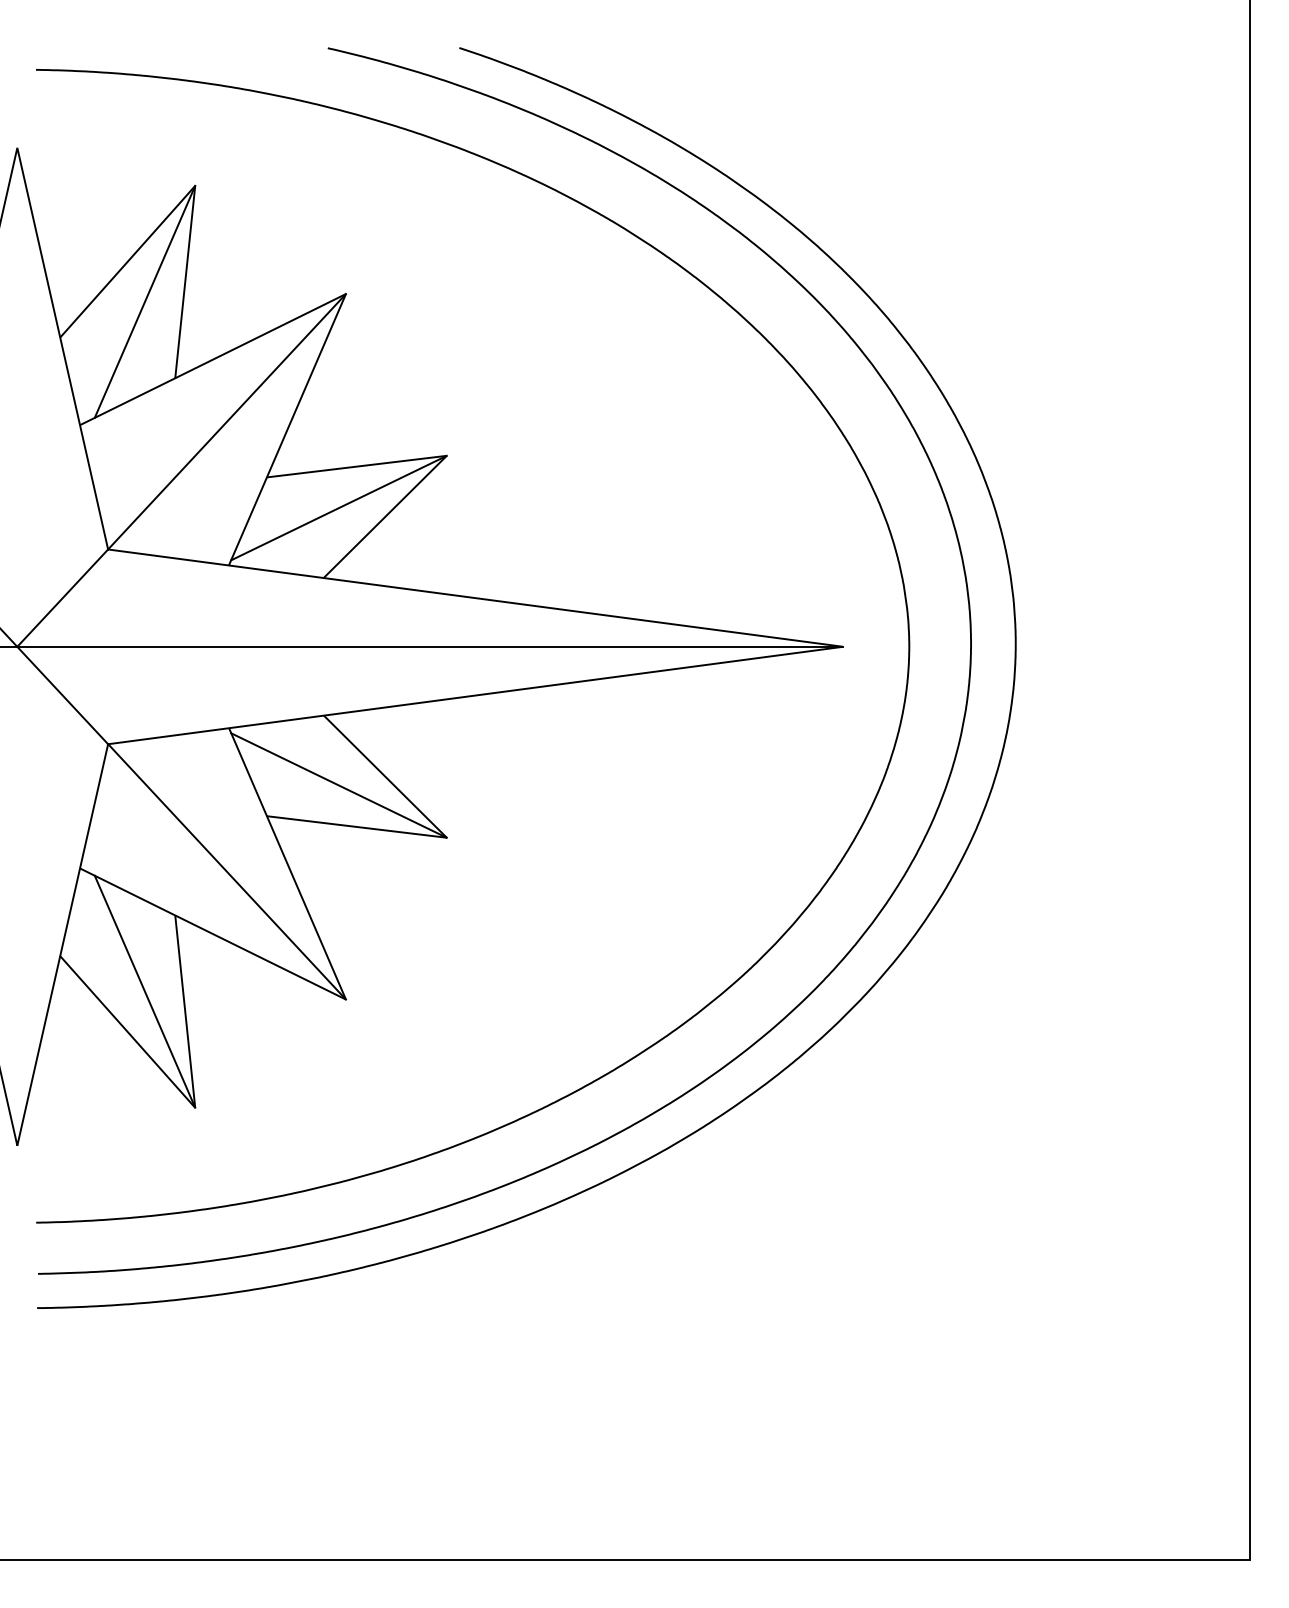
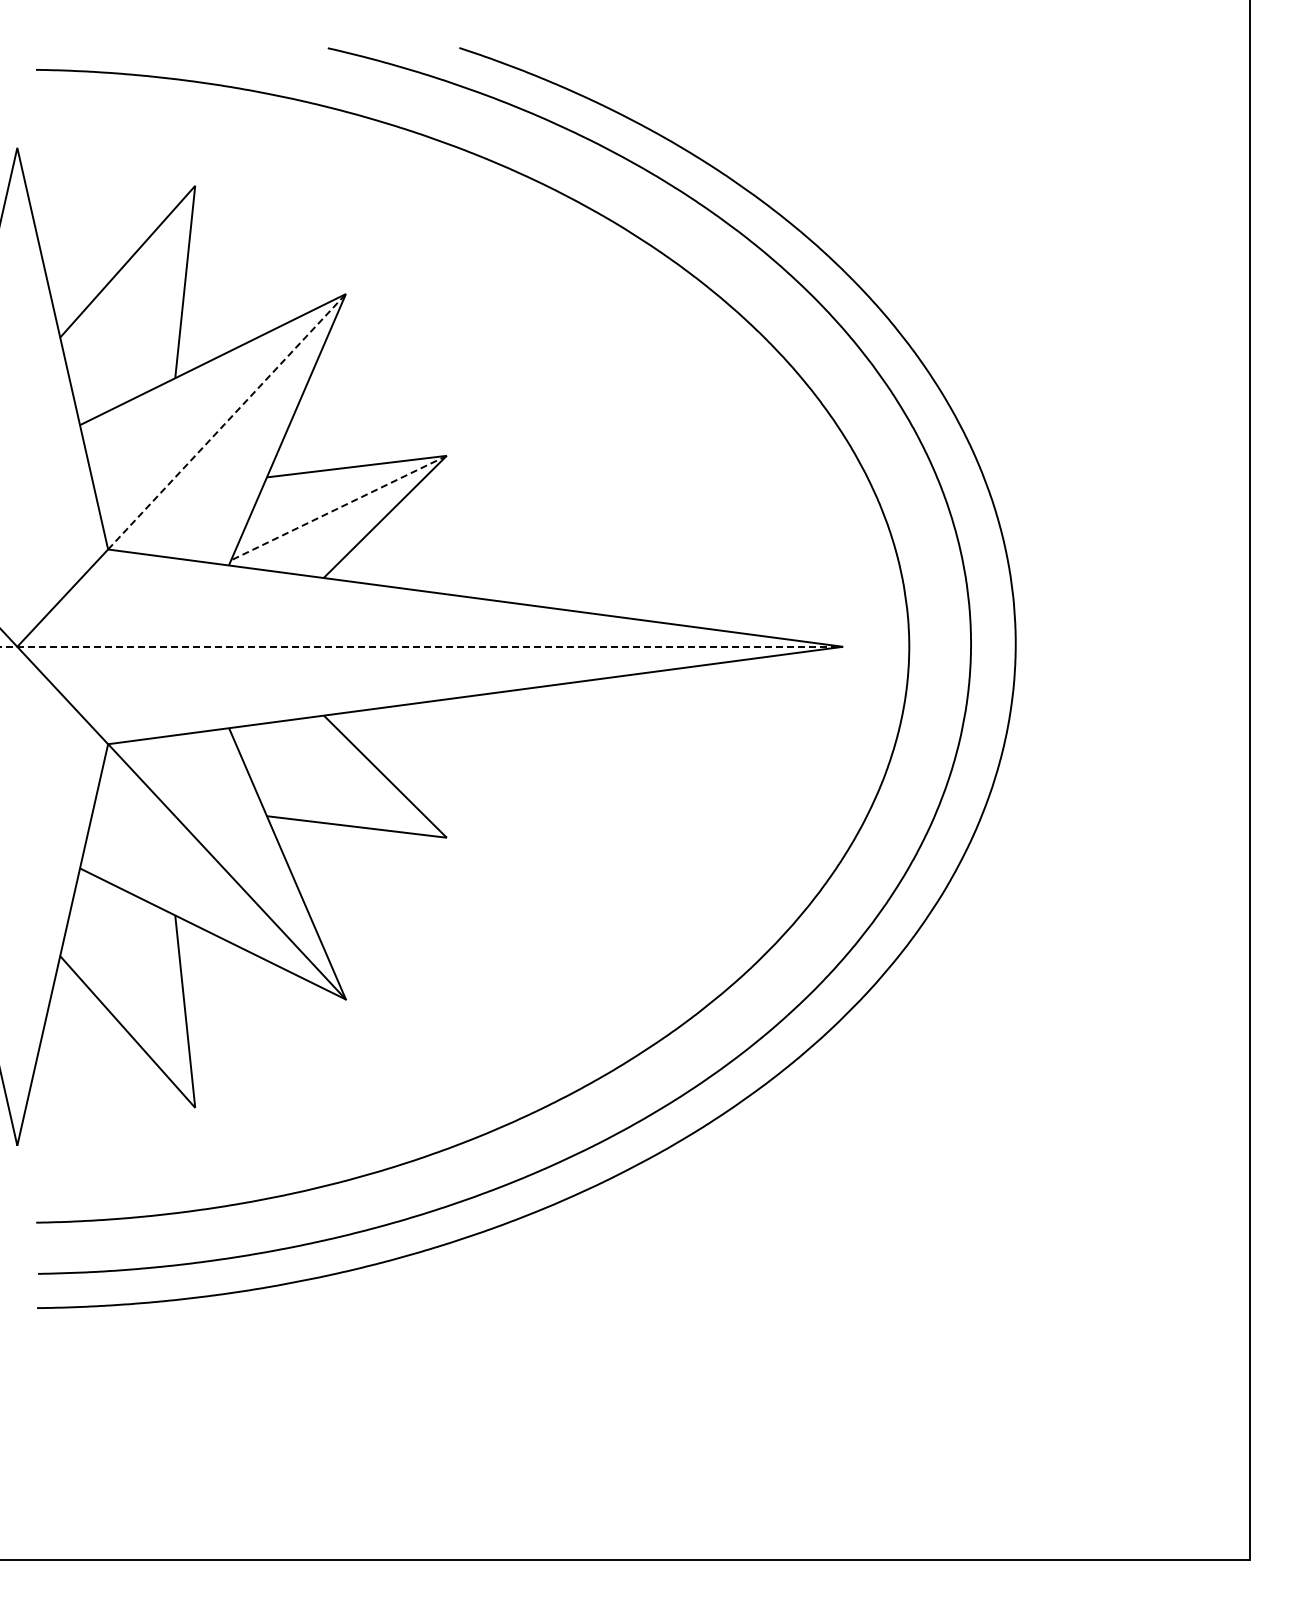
line: present -> none (144, 301)
line: solid -> dashed (227, 421)
line: solid -> dashed (338, 508)
line: solid -> dashed (422, 646)
line: present -> none (338, 785)
line: present -> none (144, 991)
